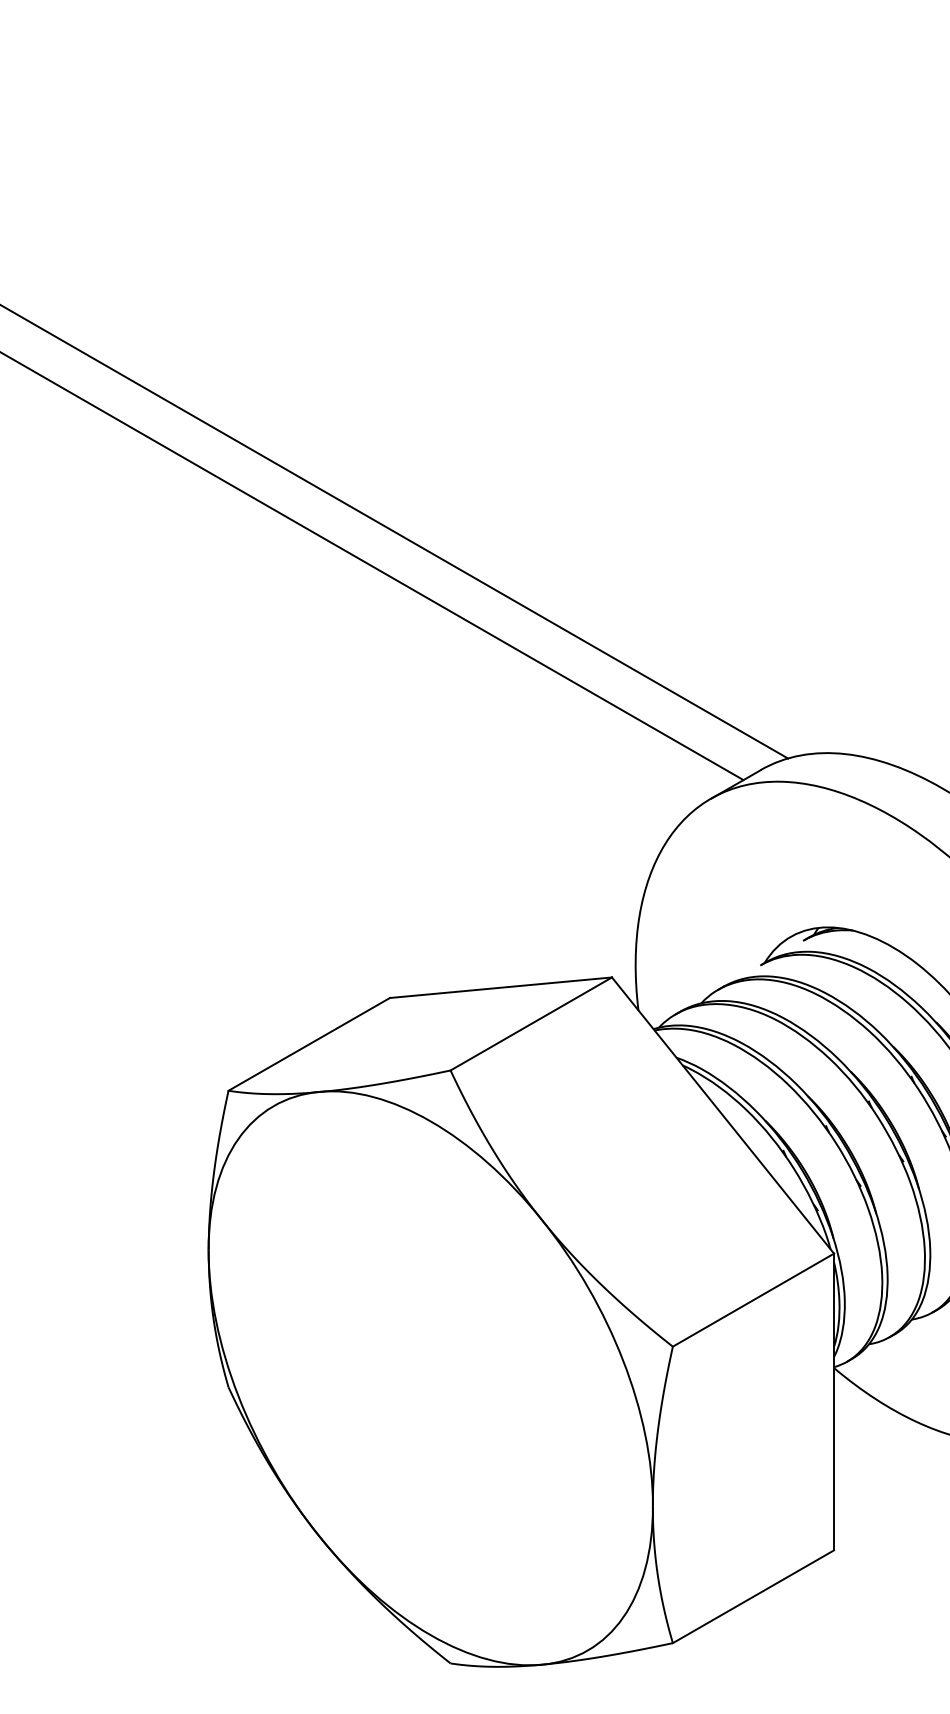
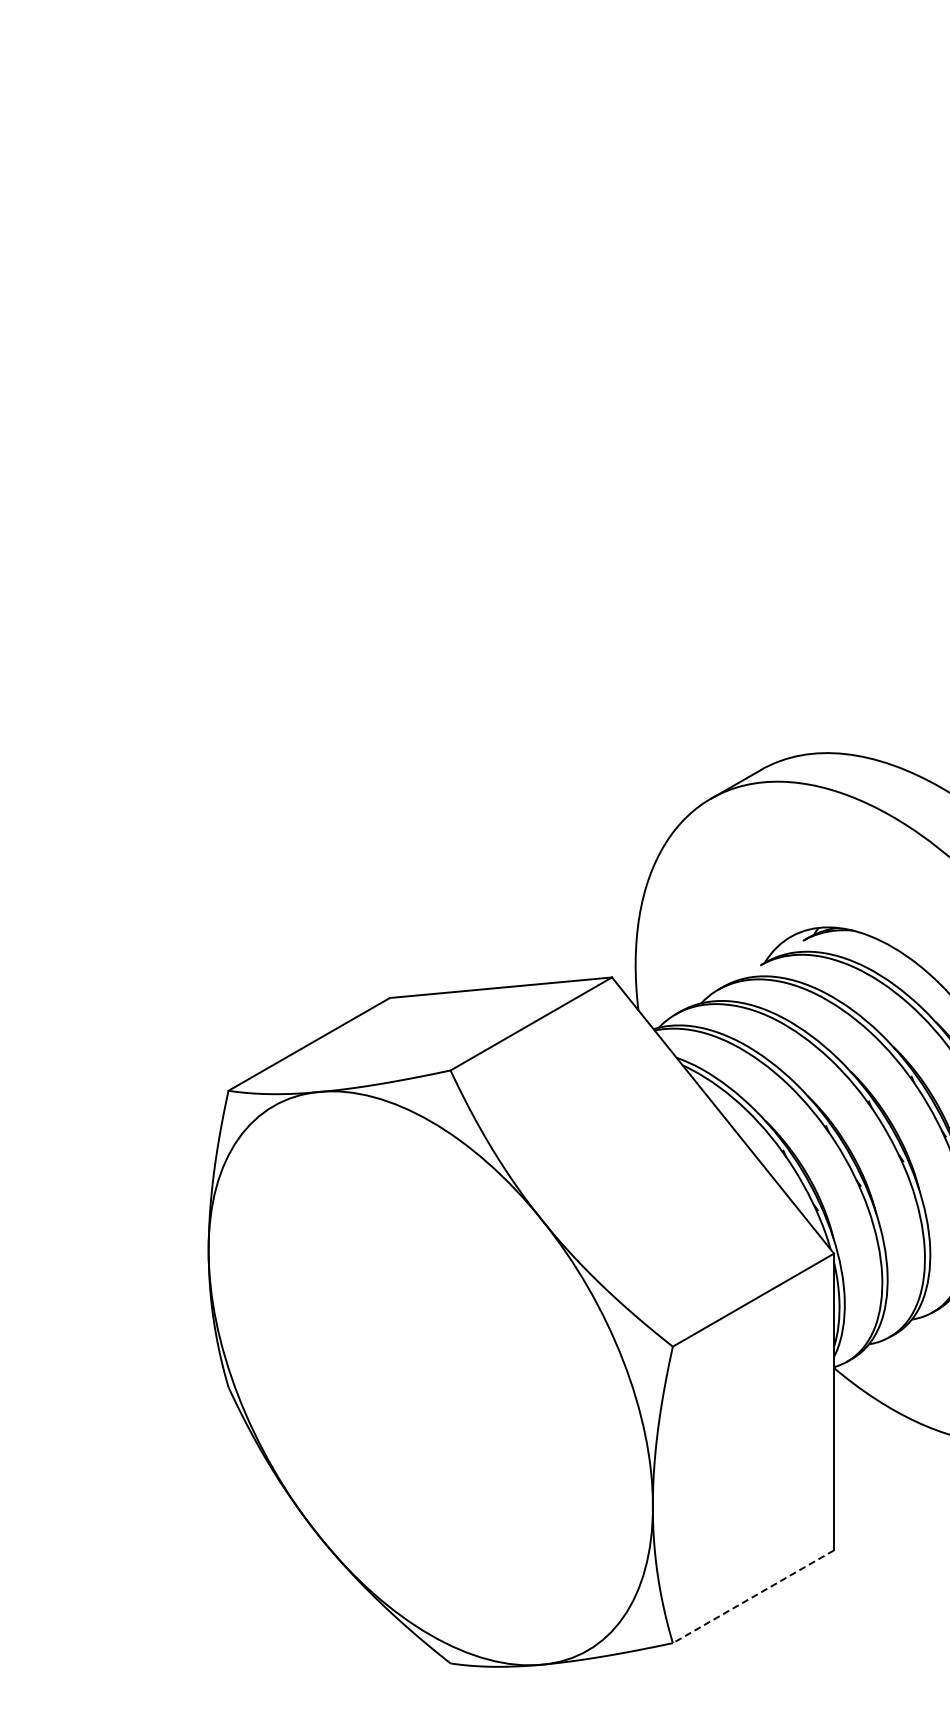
line: present -> none (395, 531)
line: present -> none (372, 566)
line: solid -> dashed (753, 1596)
